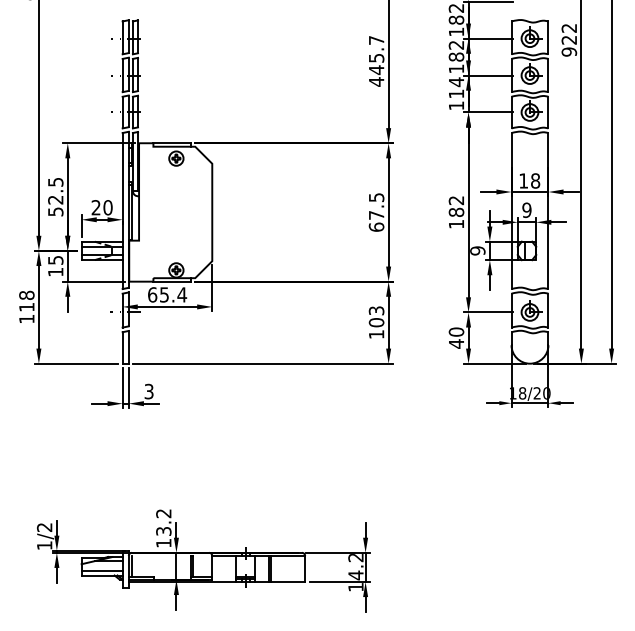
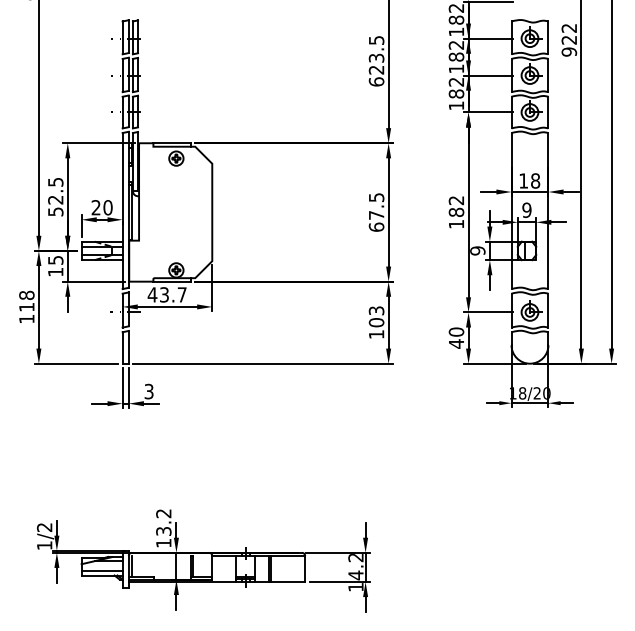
text: 445.7 -> 623.5 (376, 61)
text: 114 -> 182 (456, 87)
text: 65.4 -> 43.7 (167, 294)
